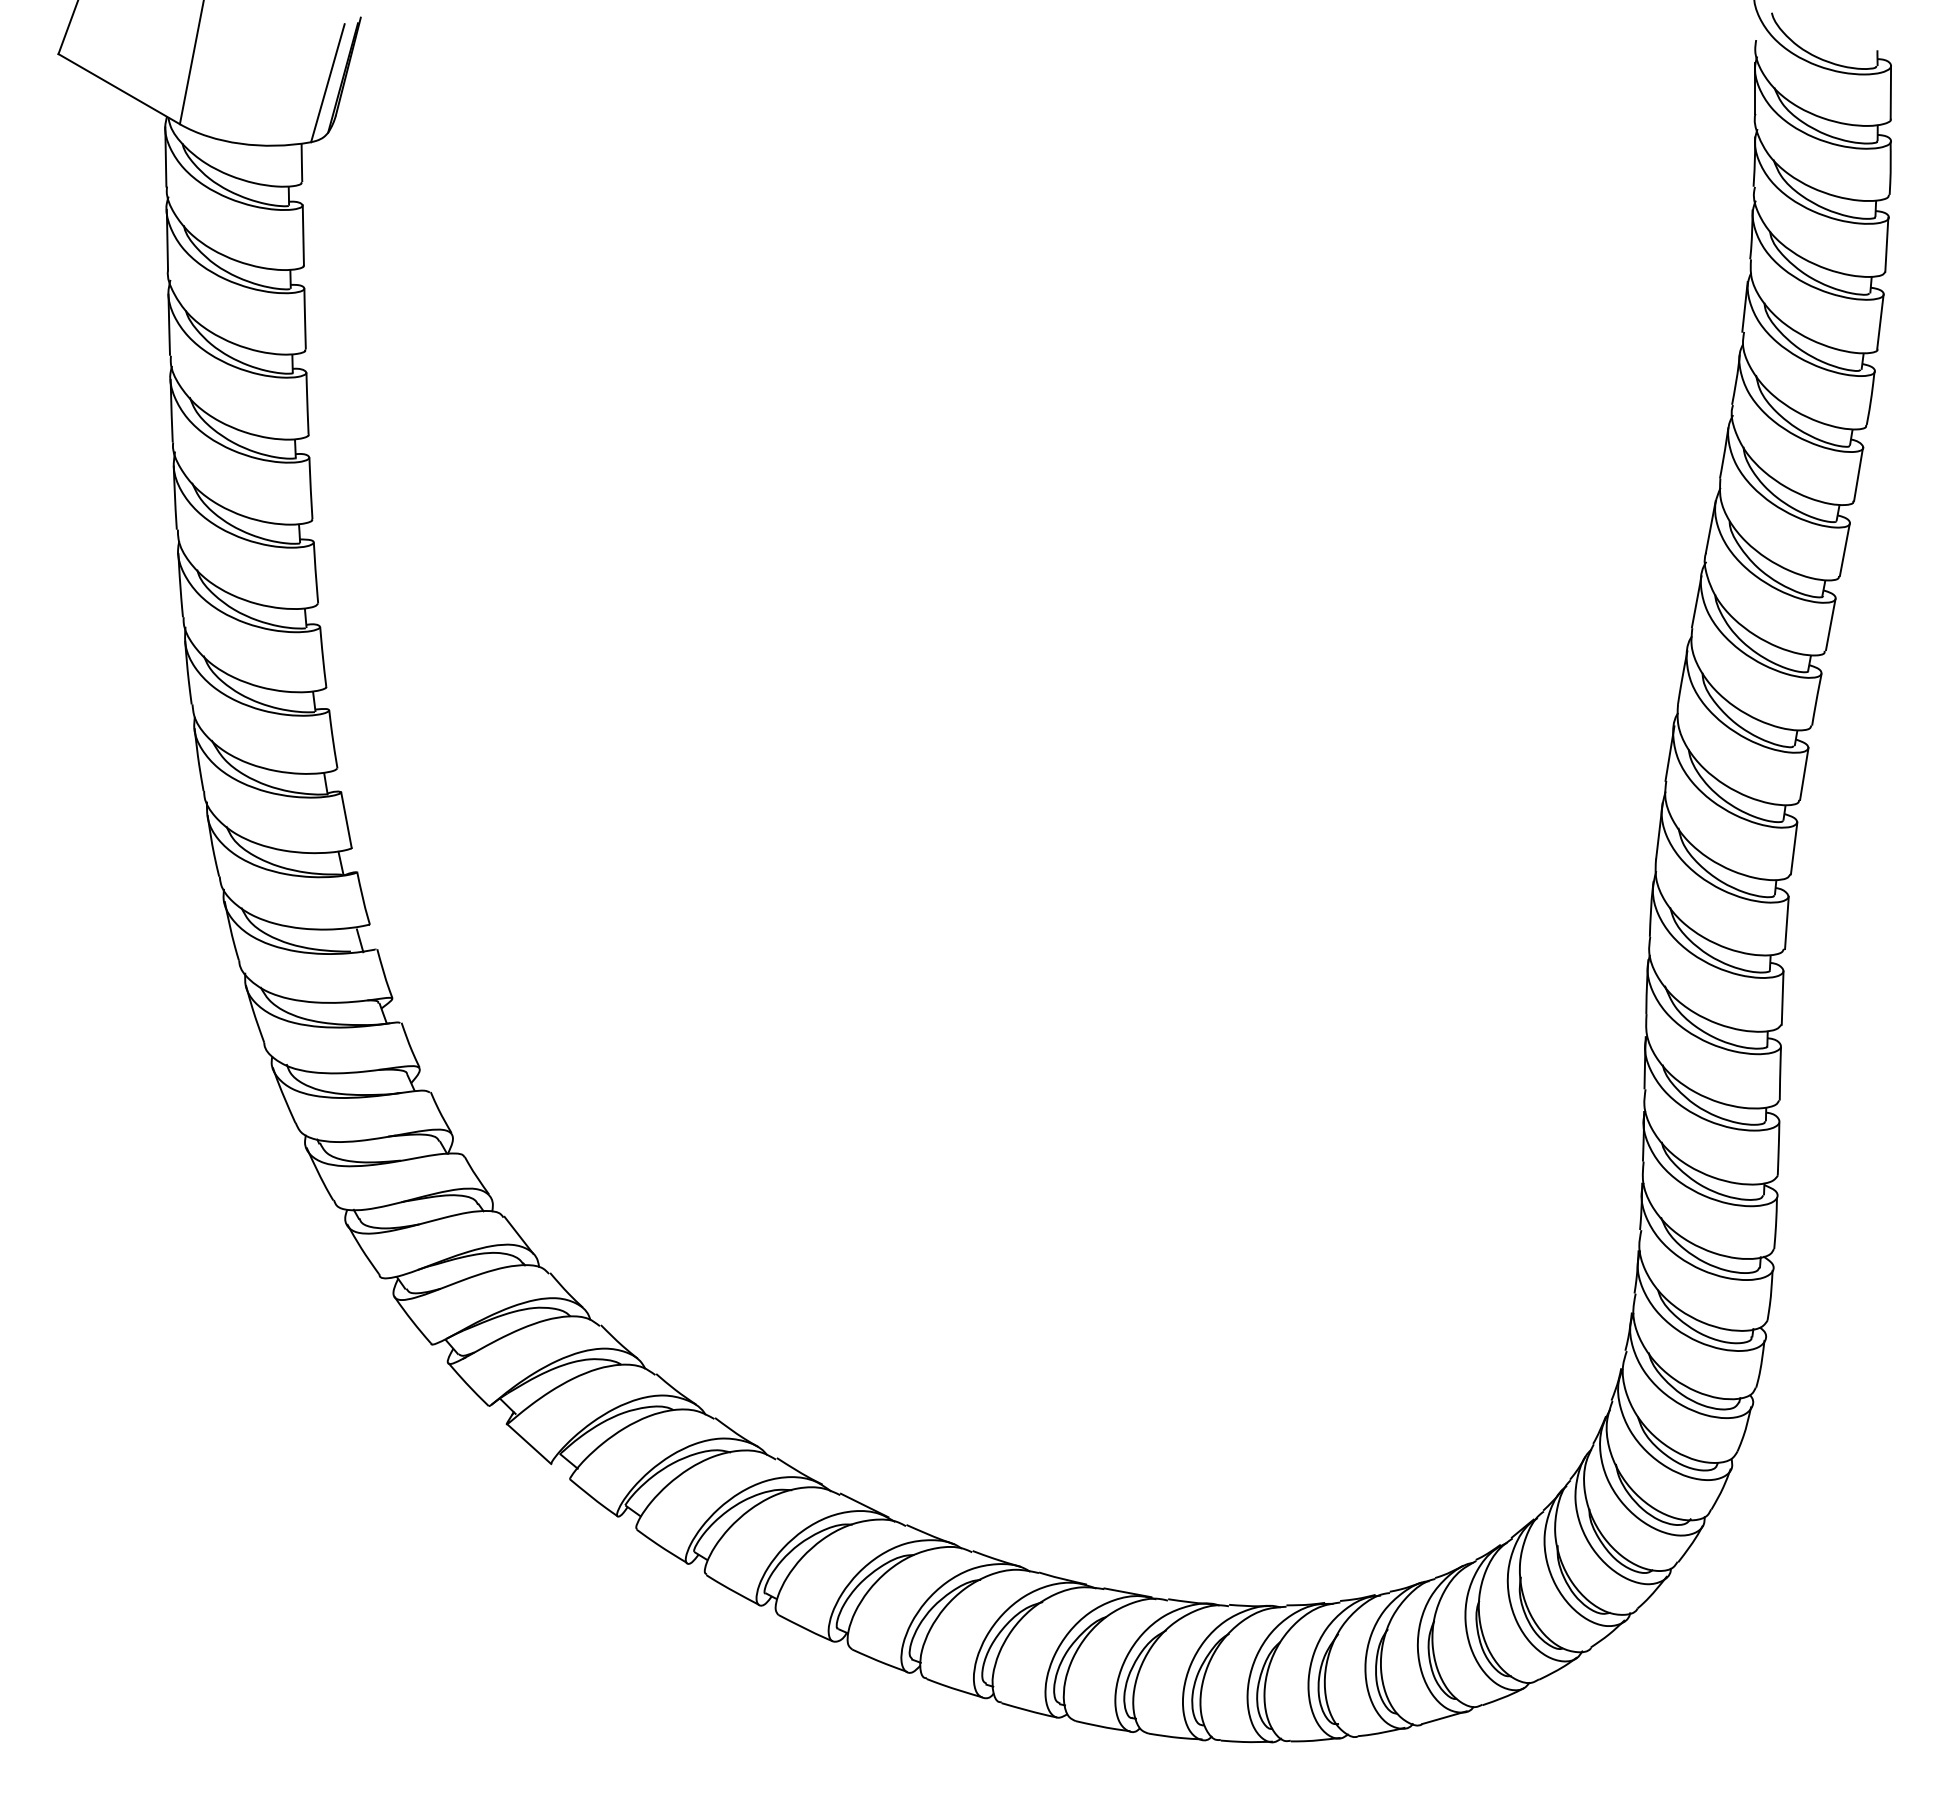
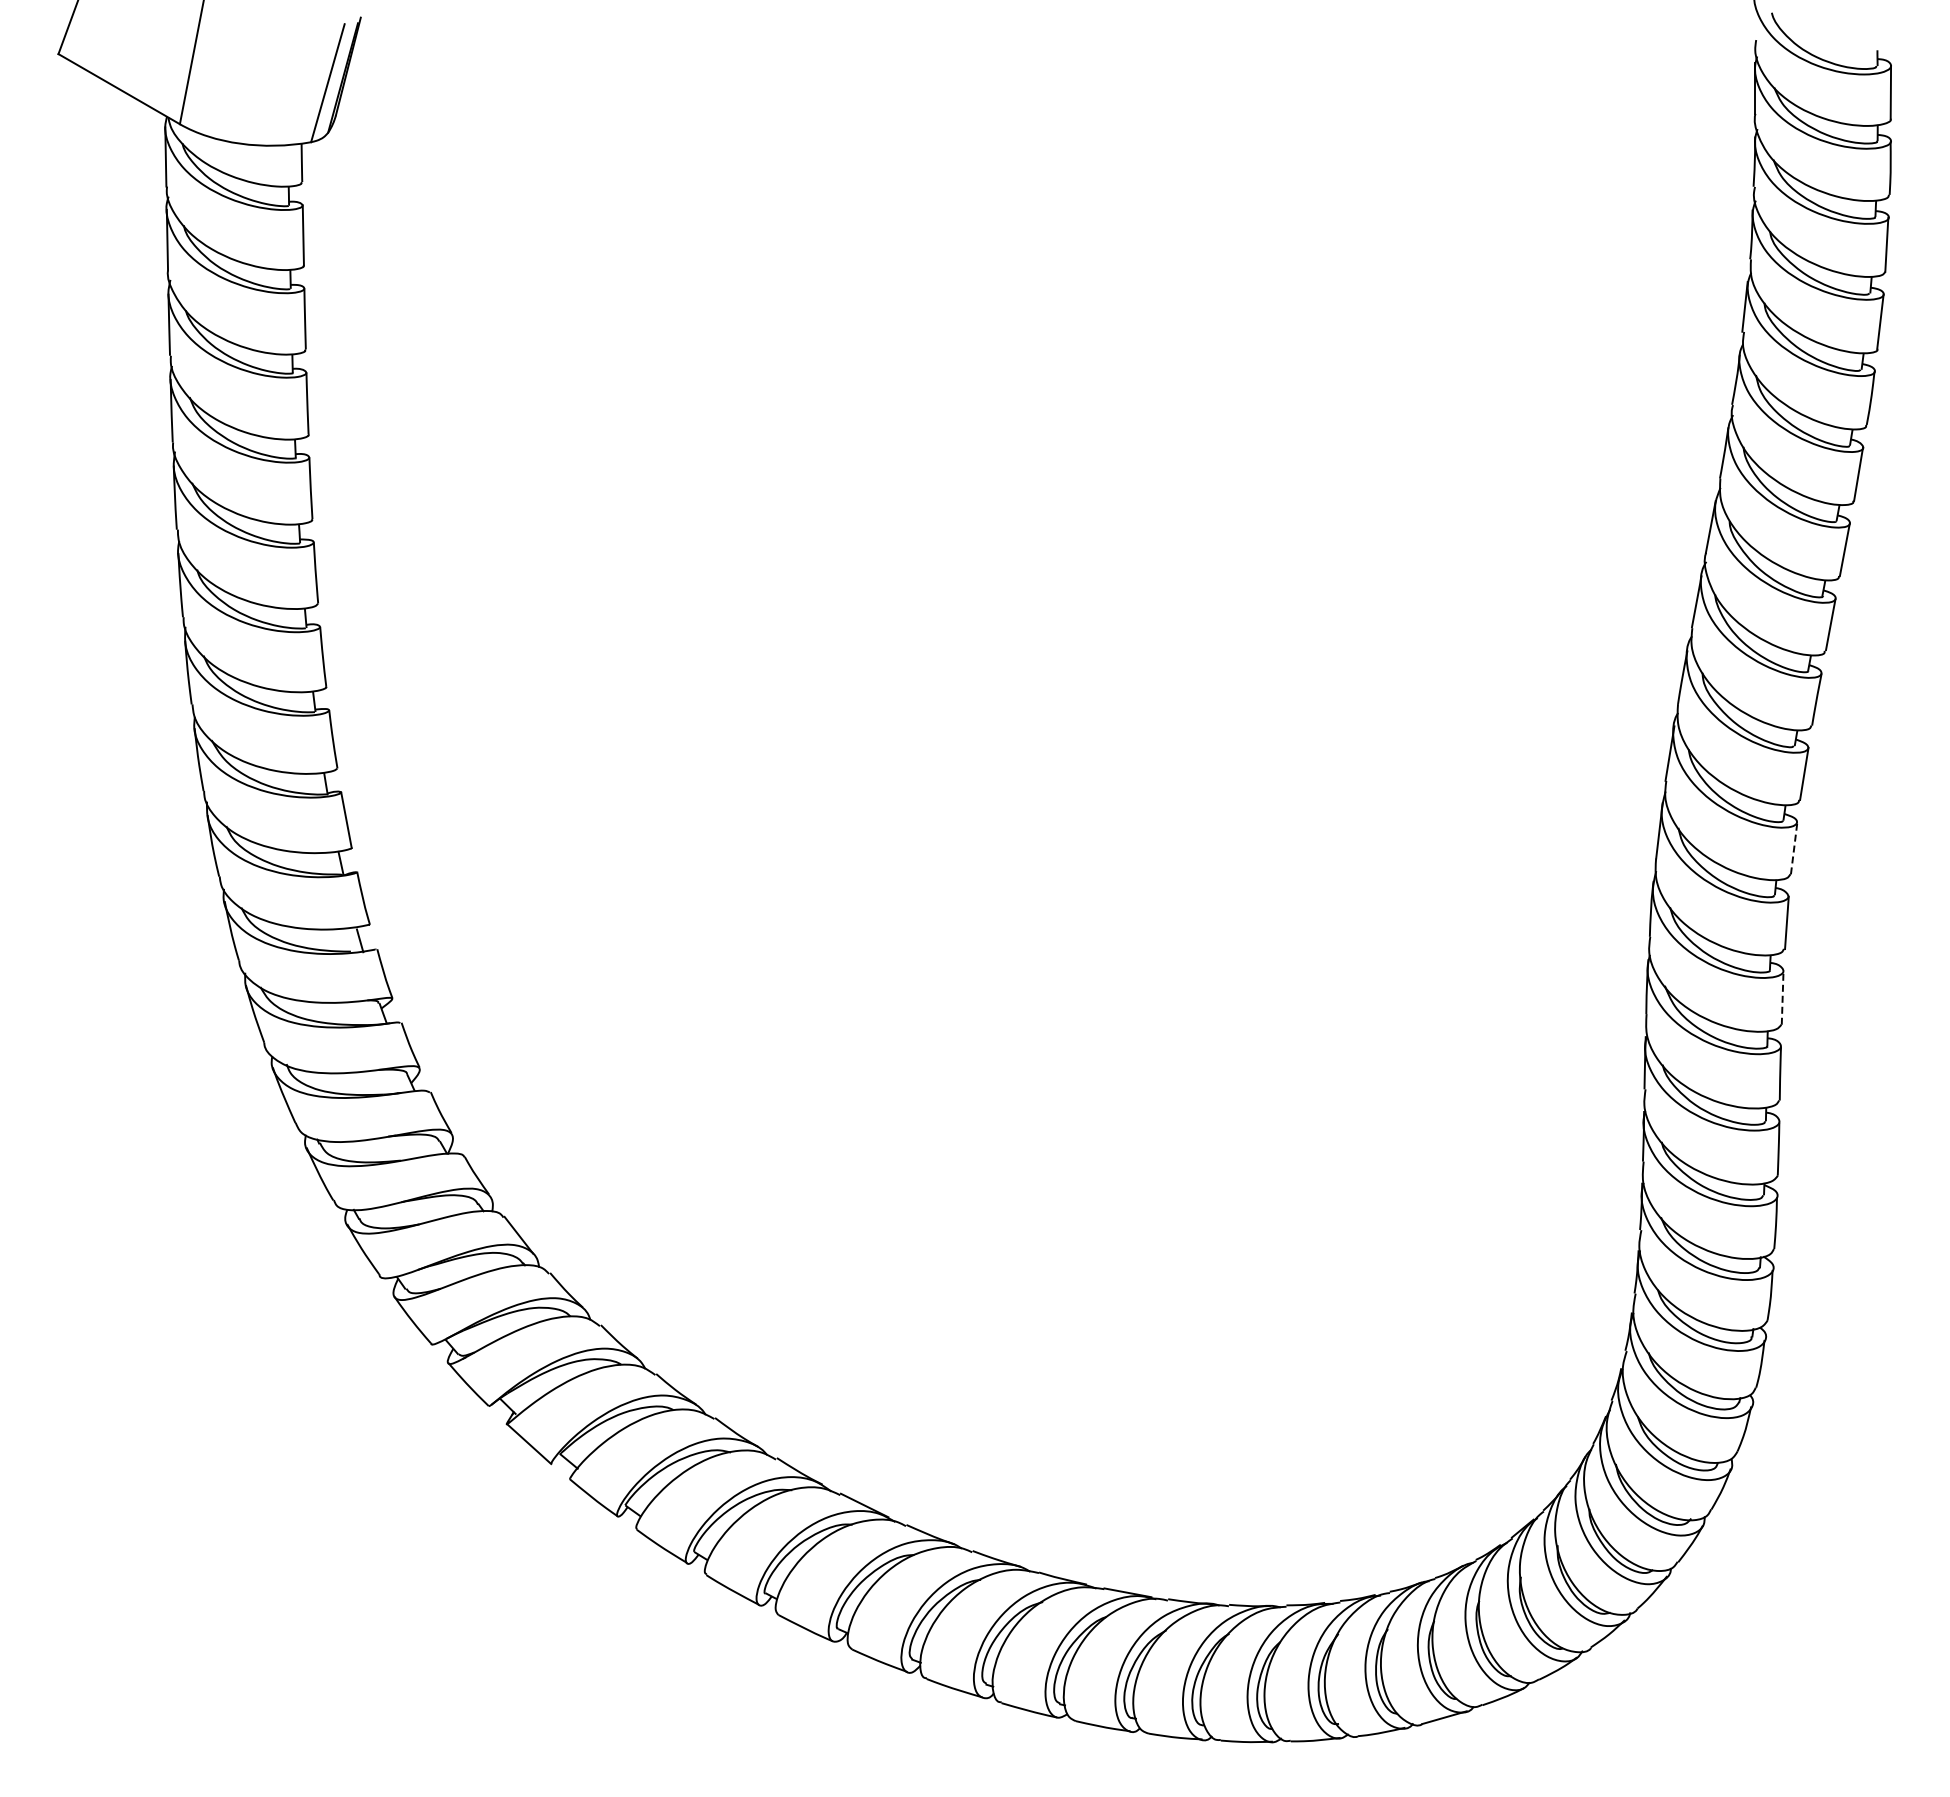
line: solid -> dashed (1794, 847)
line: solid -> dashed (1782, 998)
